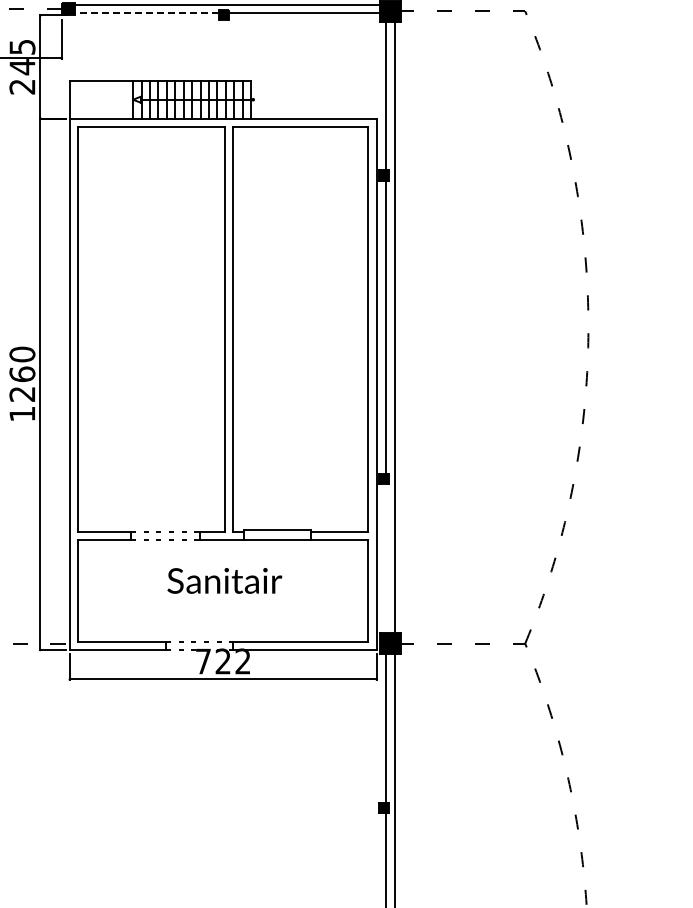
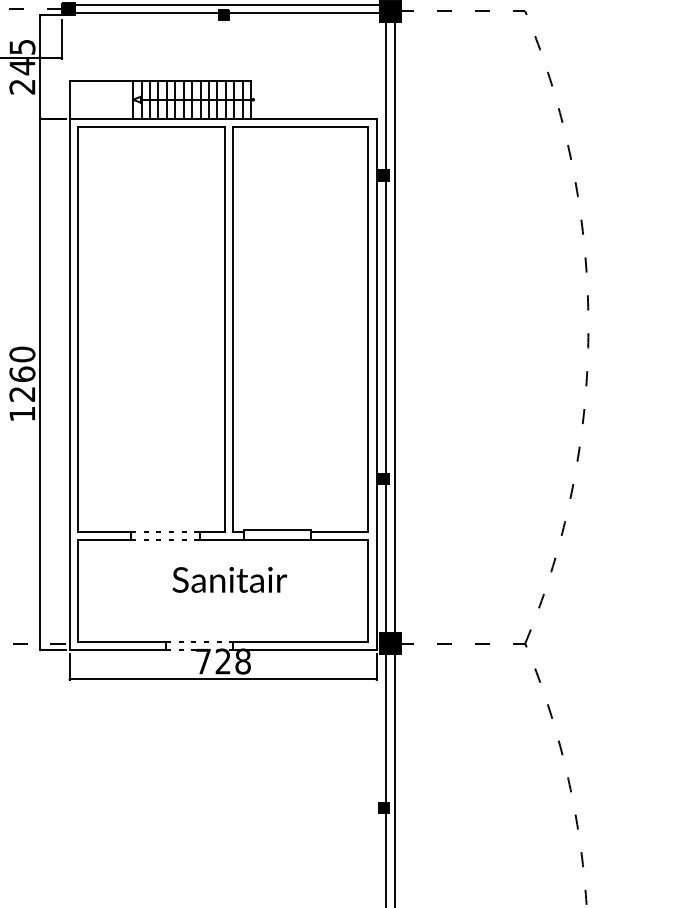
line: dashed -> solid (146, 13)
line: none -> present (386, 558)
text position: (224, 580) -> (229, 579) (229, 579)
text: 722 -> 728 (242, 661)
